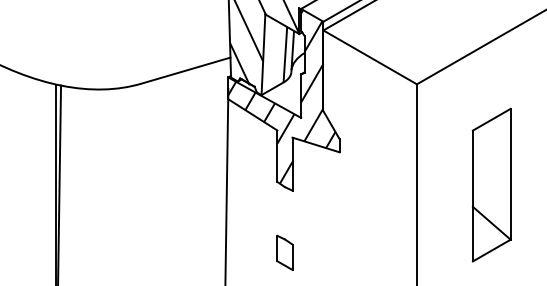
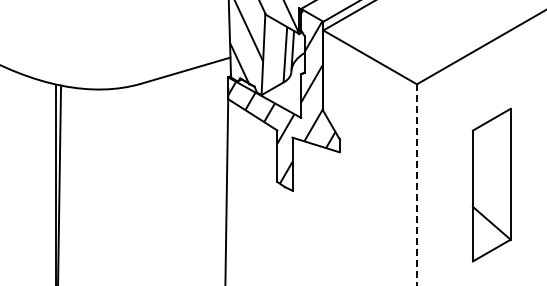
line: solid -> dashed (416, 184)
part: present -> none (284, 252)
